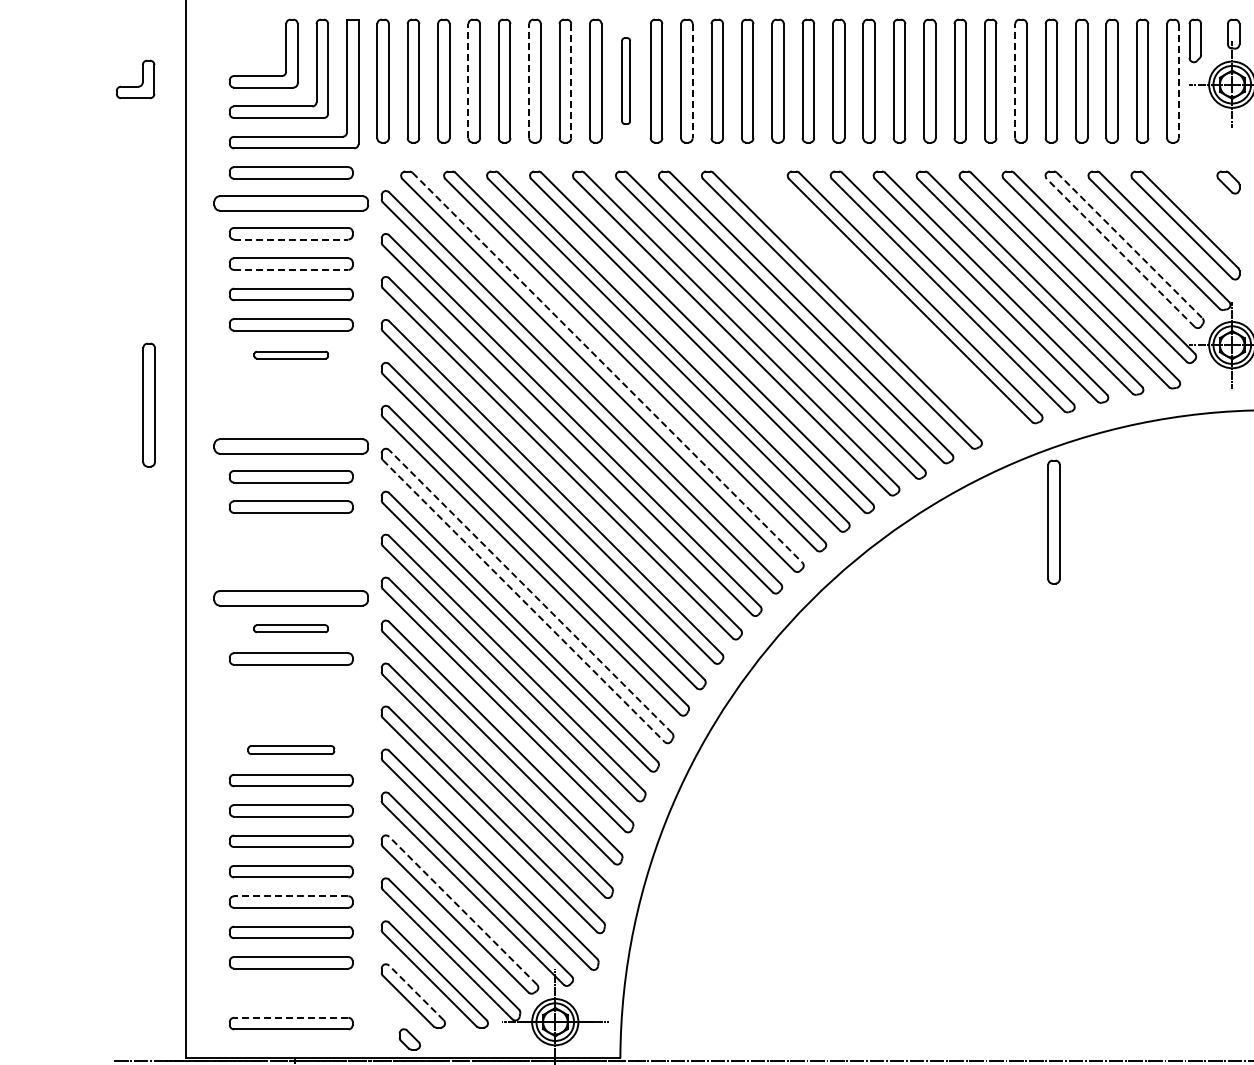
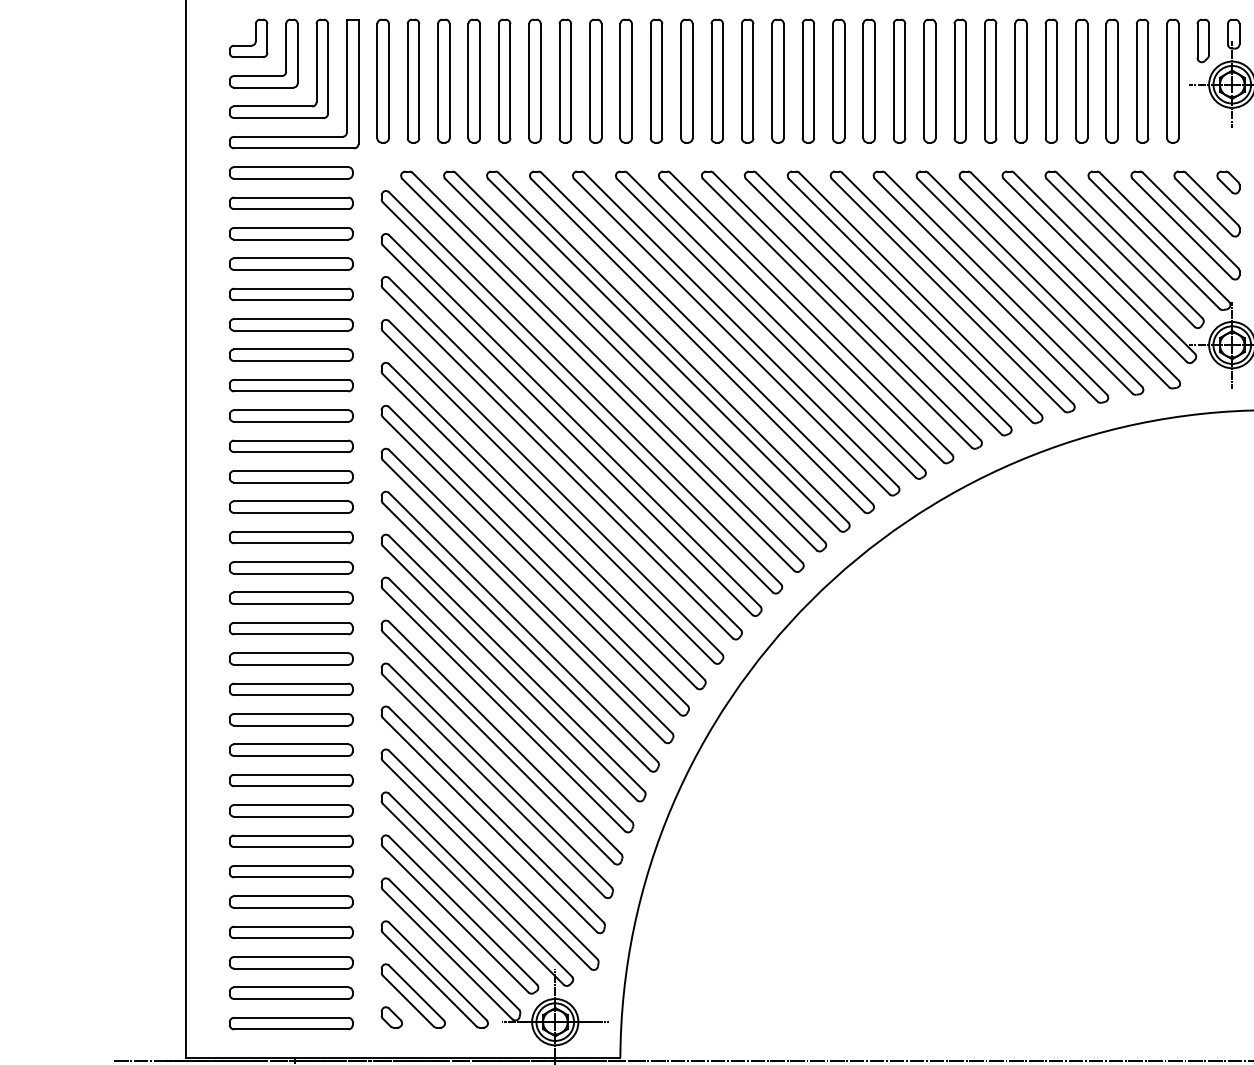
part position: (1194, 40) -> (1202, 40) (1202, 40)
line: dashed -> solid (468, 80)
line: dashed -> solid (529, 80)
part size: 10x88 px -> 14x126 px (625, 80)
line: dashed -> solid (1015, 80)
line: dashed -> solid (571, 81)
line: dashed -> solid (692, 81)
line: dashed -> solid (1178, 81)
part position: (138, 85) -> (251, 44) (251, 44)
part size: 156x17 px -> 126x14 px (290, 202)
part: none -> present (1206, 203)
line: dashed -> solid (291, 239)
line: dashed -> solid (1129, 245)
line: dashed -> solid (1120, 252)
line: dashed -> solid (291, 269)
part: none -> present (877, 303)
part size: 77x10 px -> 125x14 px (291, 354)
line: dashed -> solid (607, 367)
part: none -> present (290, 385)
part: present -> none (148, 404)
part: none -> present (291, 415)
part size: 156x17 px -> 126x14 px (290, 445)
part: present -> none (1053, 521)
part: none -> present (290, 537)
part: none -> present (291, 567)
line: dashed -> solid (530, 591)
part size: 156x17 px -> 125x14 px (291, 597)
line: dashed -> solid (524, 601)
part size: 76x10 px -> 126x14 px (290, 628)
part: none -> present (290, 689)
part: none -> present (291, 719)
part size: 89x10 px -> 125x14 px (291, 749)
line: dashed -> solid (290, 896)
line: dashed -> solid (463, 910)
part: none -> present (291, 992)
line: dashed -> solid (416, 992)
line: dashed -> solid (290, 1017)
part position: (409, 1039) -> (391, 1017) (391, 1017)
